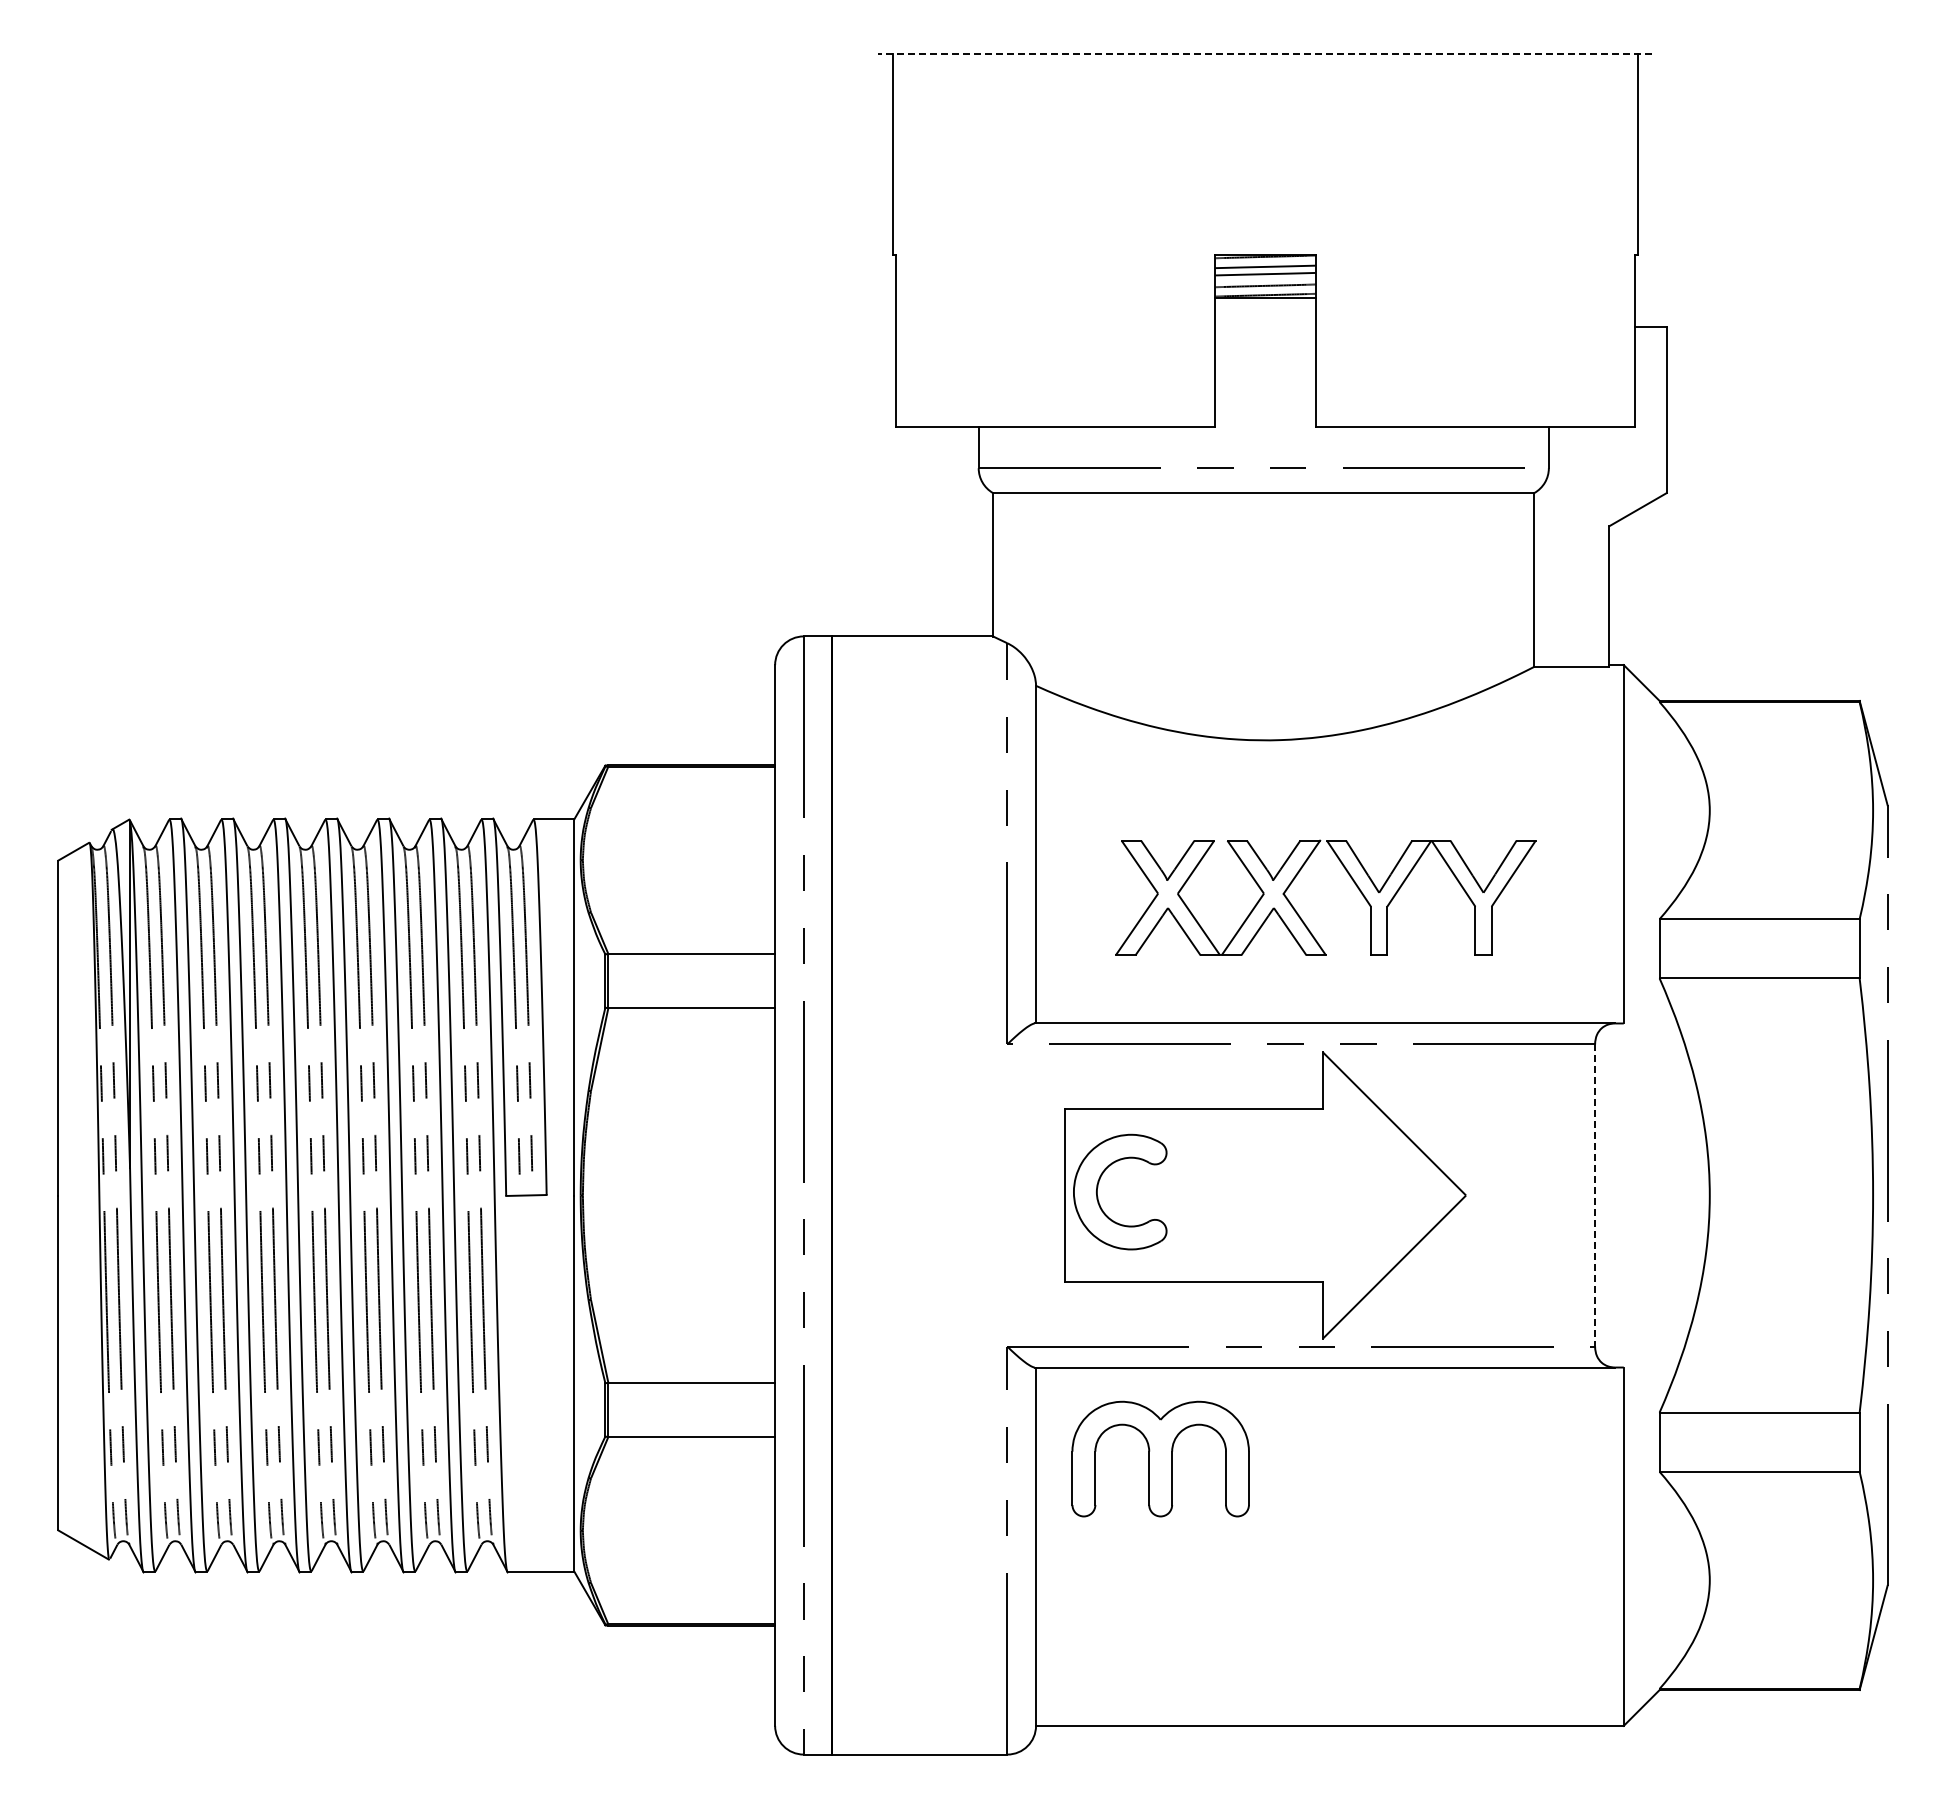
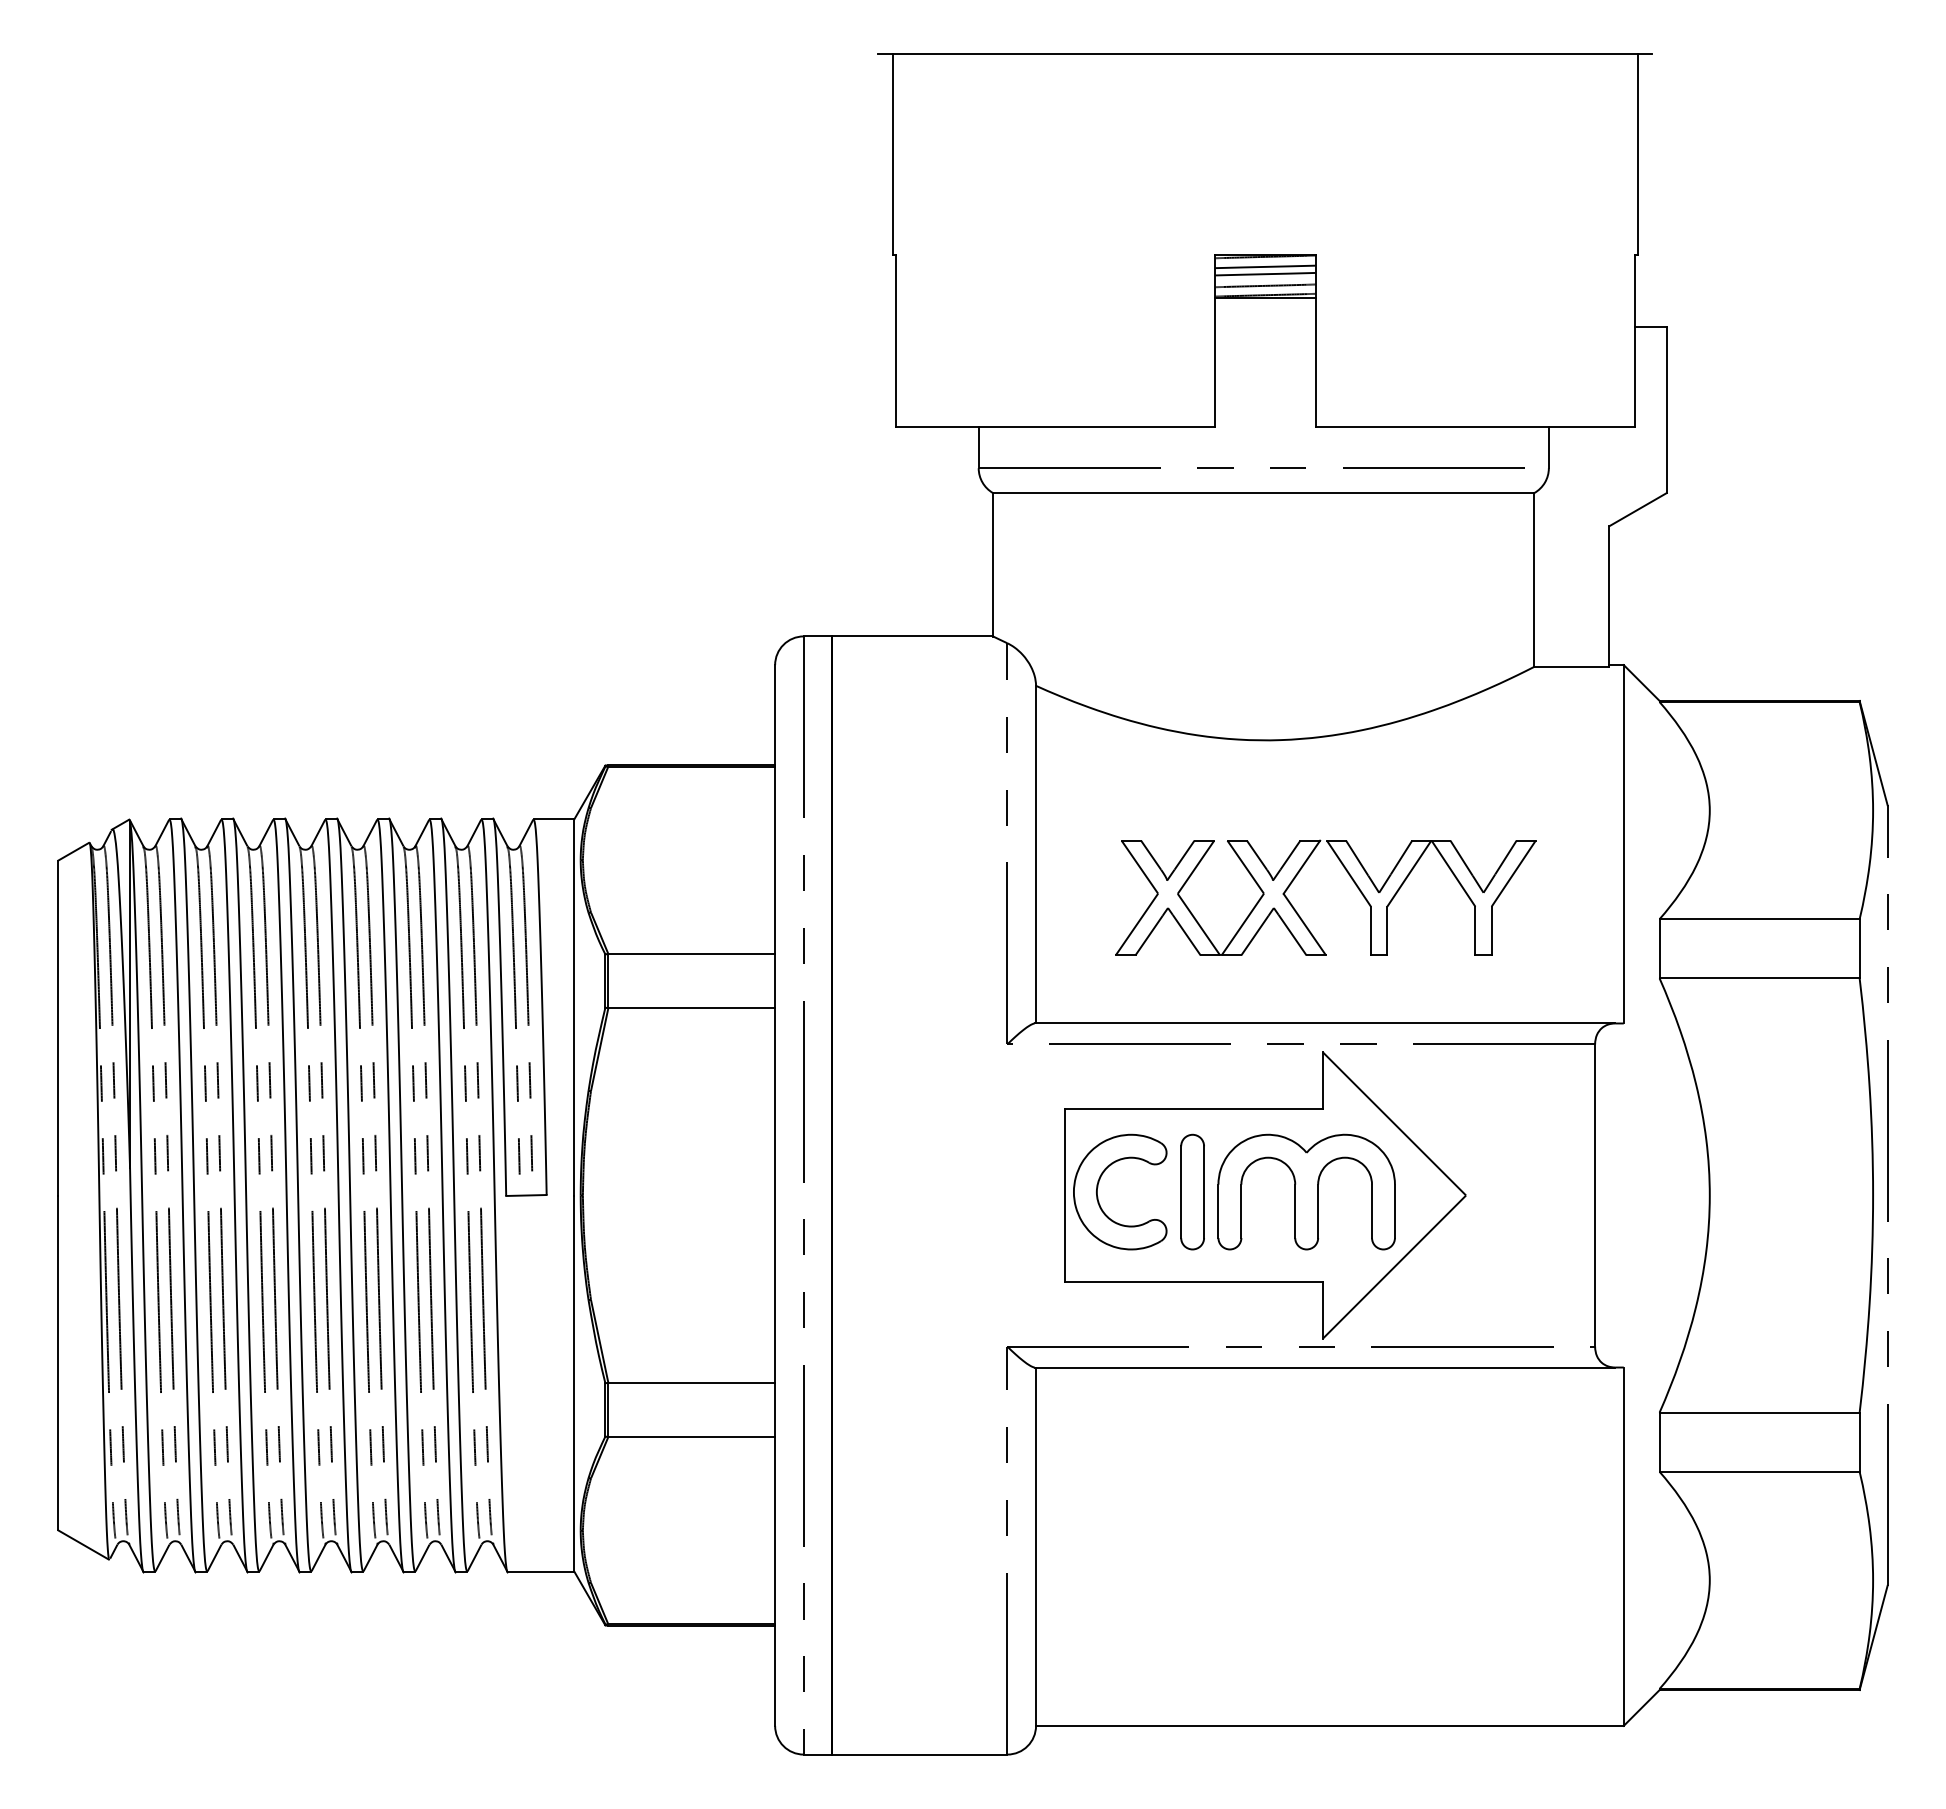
line: dashed -> solid (1264, 54)
part: none -> present (1192, 1191)
line: dashed -> solid (1595, 1196)
part position: (1160, 1458) -> (1306, 1191) (1306, 1191)
